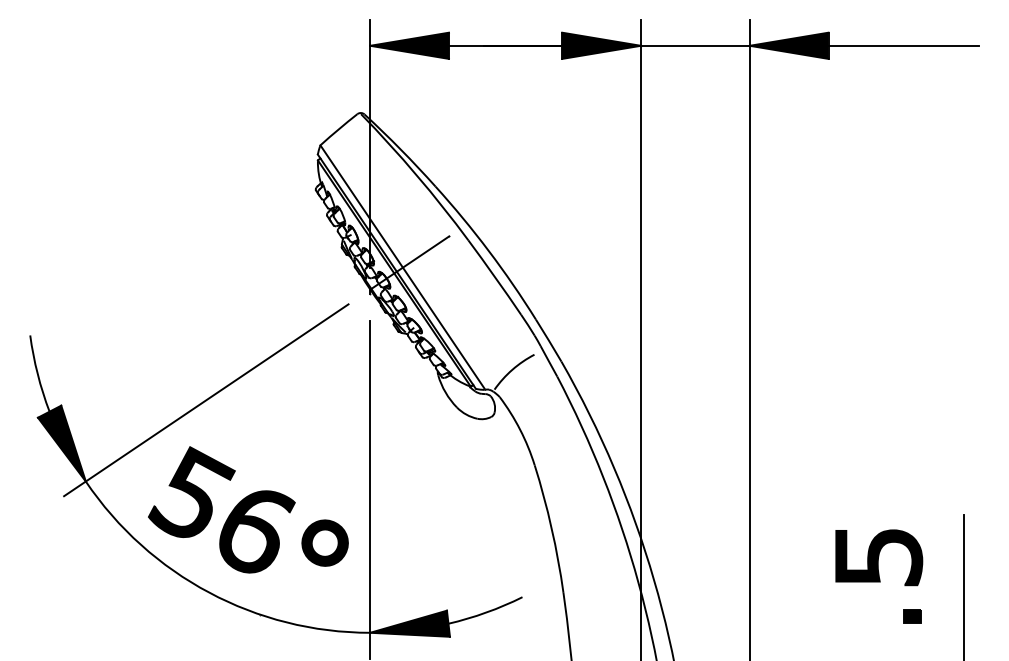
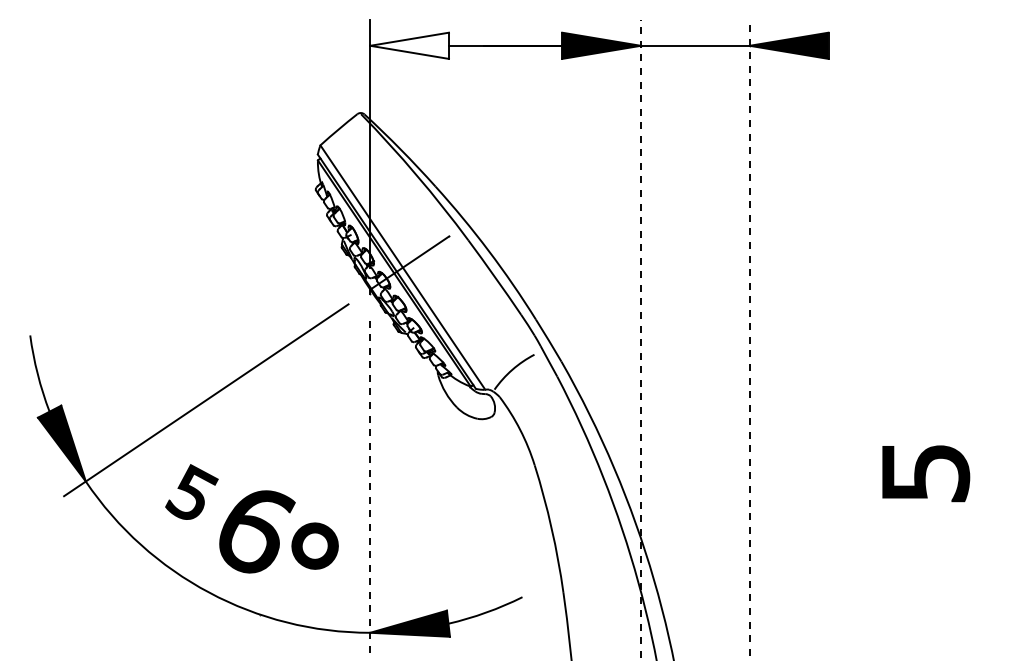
fill: present -> none (409, 45)
line: present -> none (903, 45)
line: solid -> dashed (640, 339)
line: solid -> dashed (749, 339)
line: solid -> dashed (370, 490)
part size: 88x92 px -> 54x56 px (191, 491)
part position: (324, 542) -> (314, 545) (314, 545)
part position: (879, 557) -> (926, 473) (926, 473)
line: present -> none (964, 586)
part: present -> none (912, 616)
